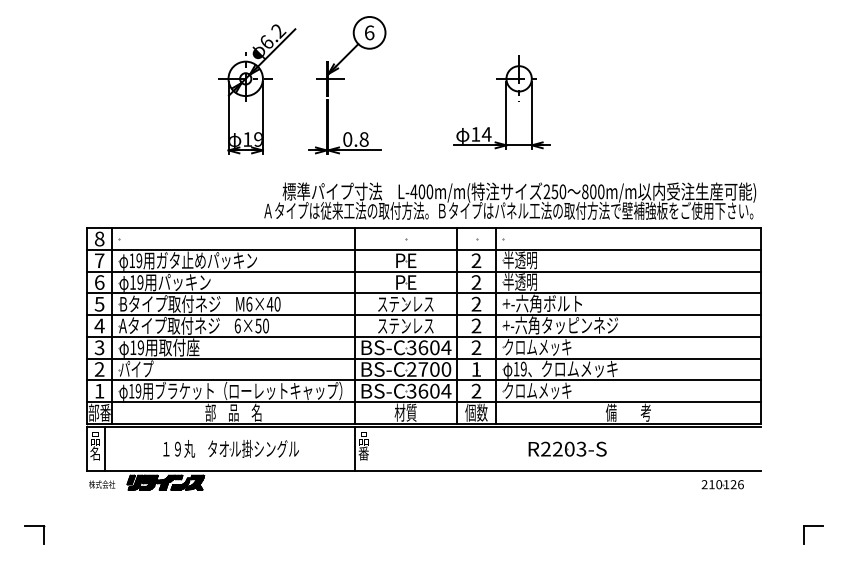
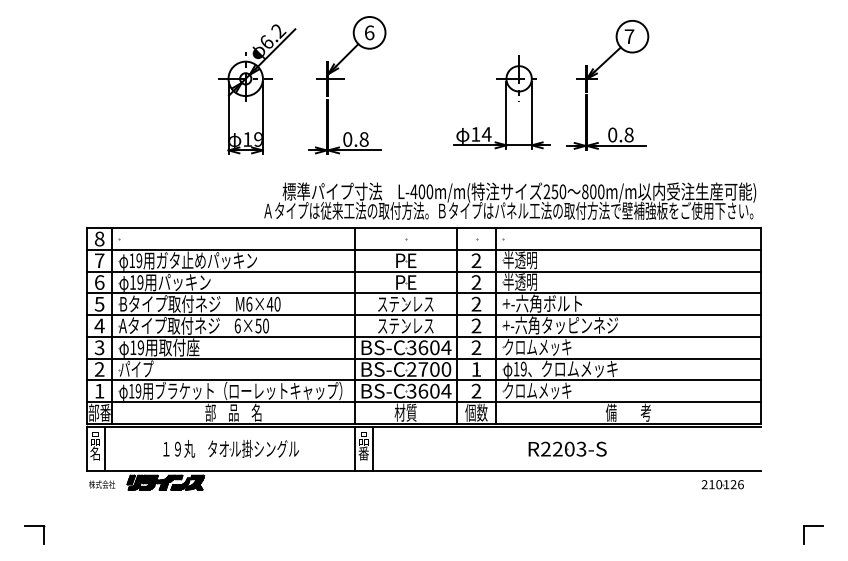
part: none -> present (597, 79)
line: none -> present (373, 448)
